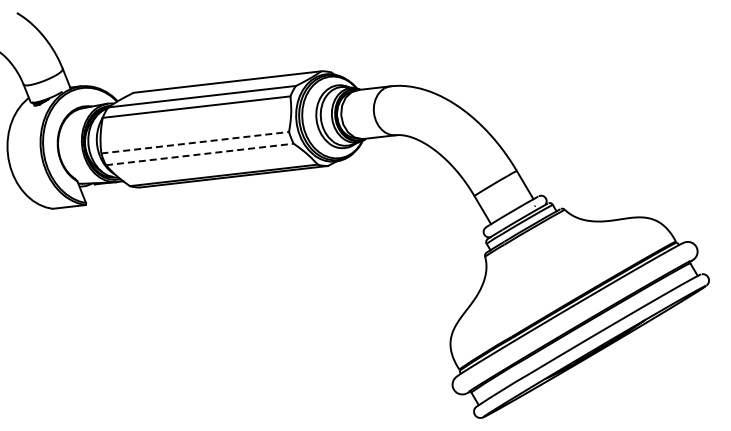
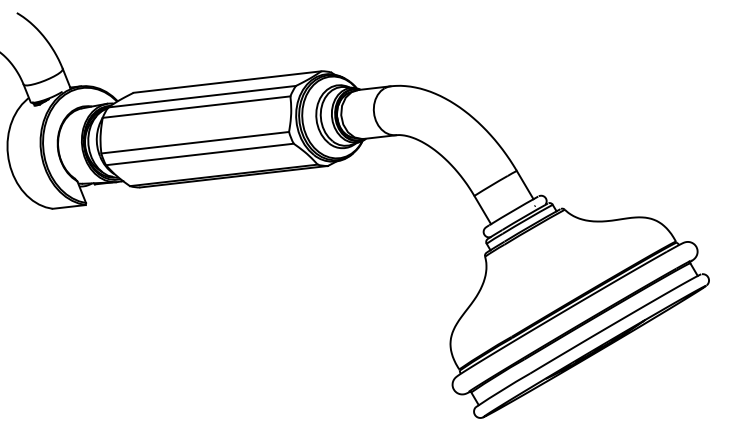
line: dashed -> solid (195, 142)
line: dashed -> solid (200, 154)
